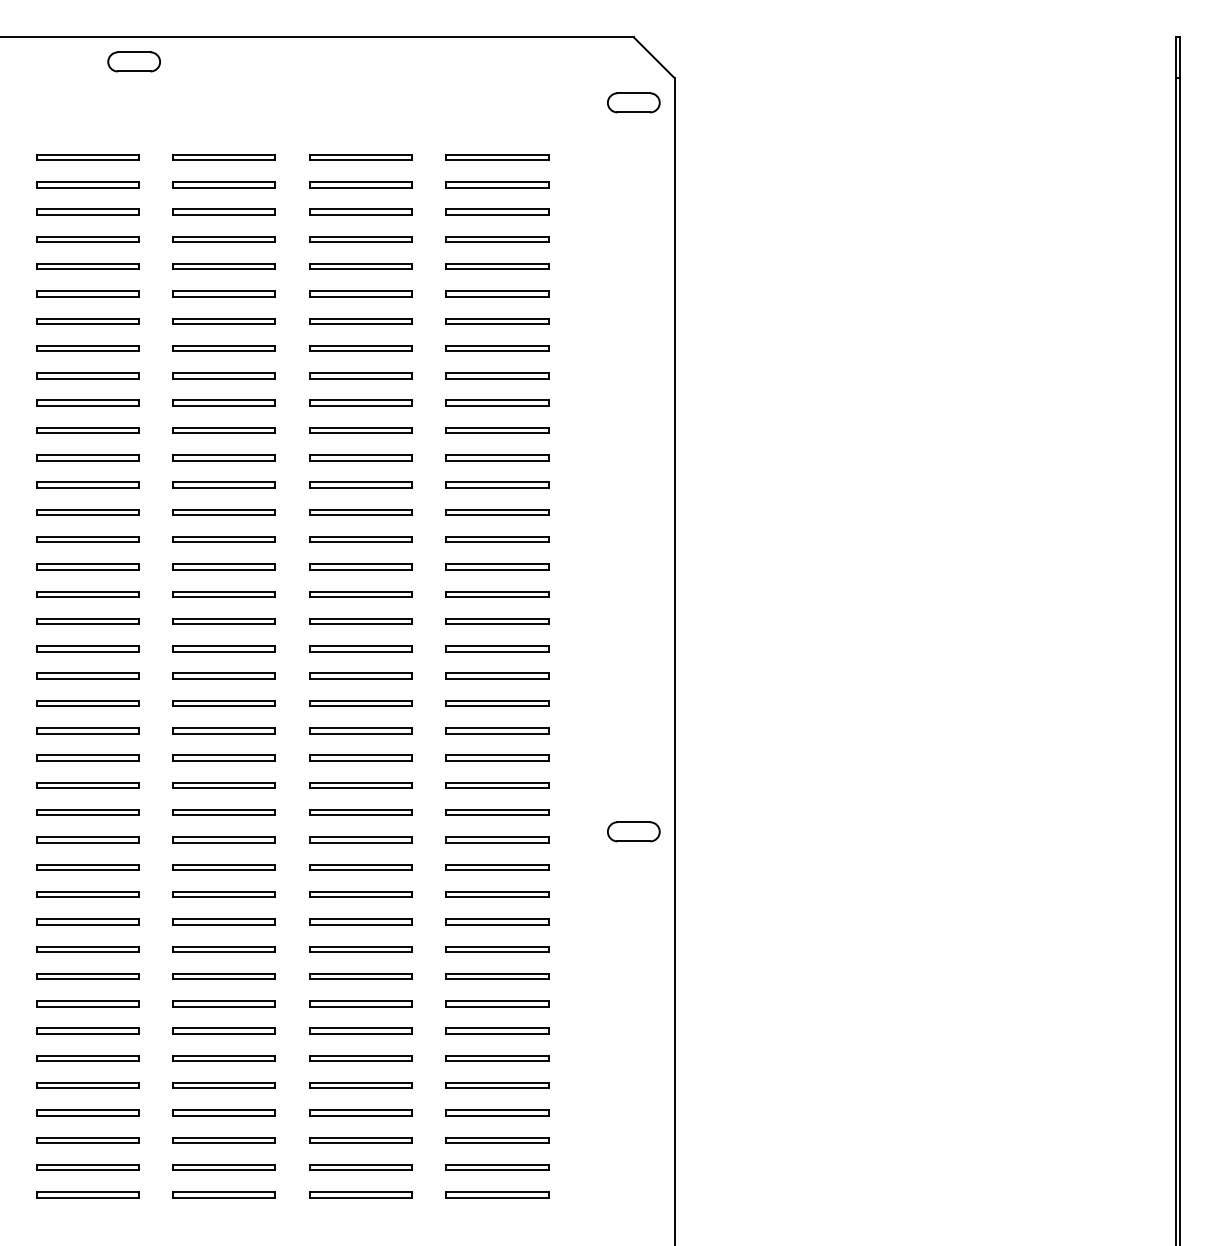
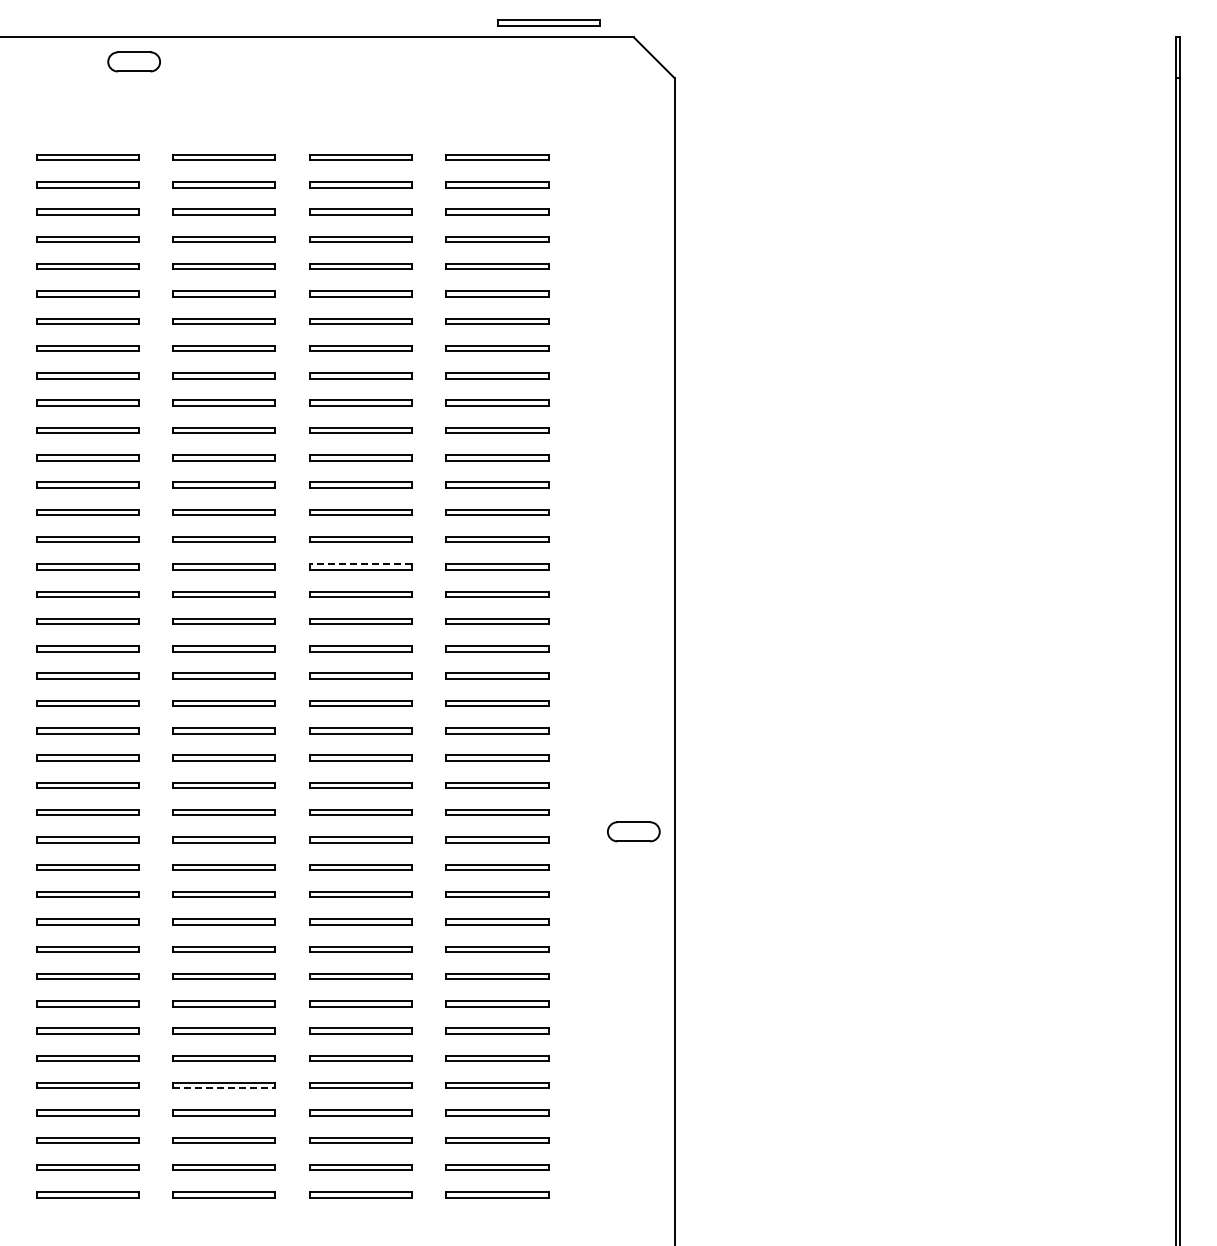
part: none -> present (548, 22)
part: present -> none (633, 102)
line: solid -> dashed (360, 564)
line: solid -> dashed (224, 1088)
